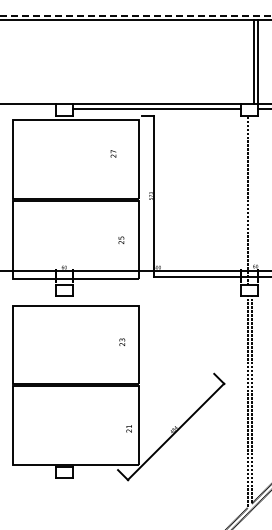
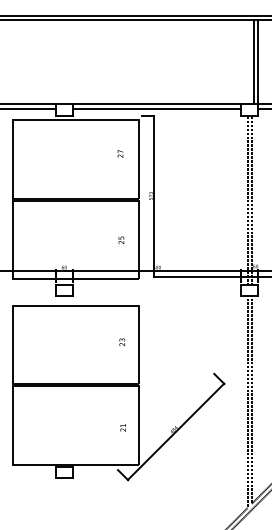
line: dashed -> solid (135, 15)
line: none -> present (28, 108)
text position: (113, 153) -> (120, 153) (120, 153)
line: none -> present (251, 200)
text position: (128, 428) -> (122, 427) (122, 427)
